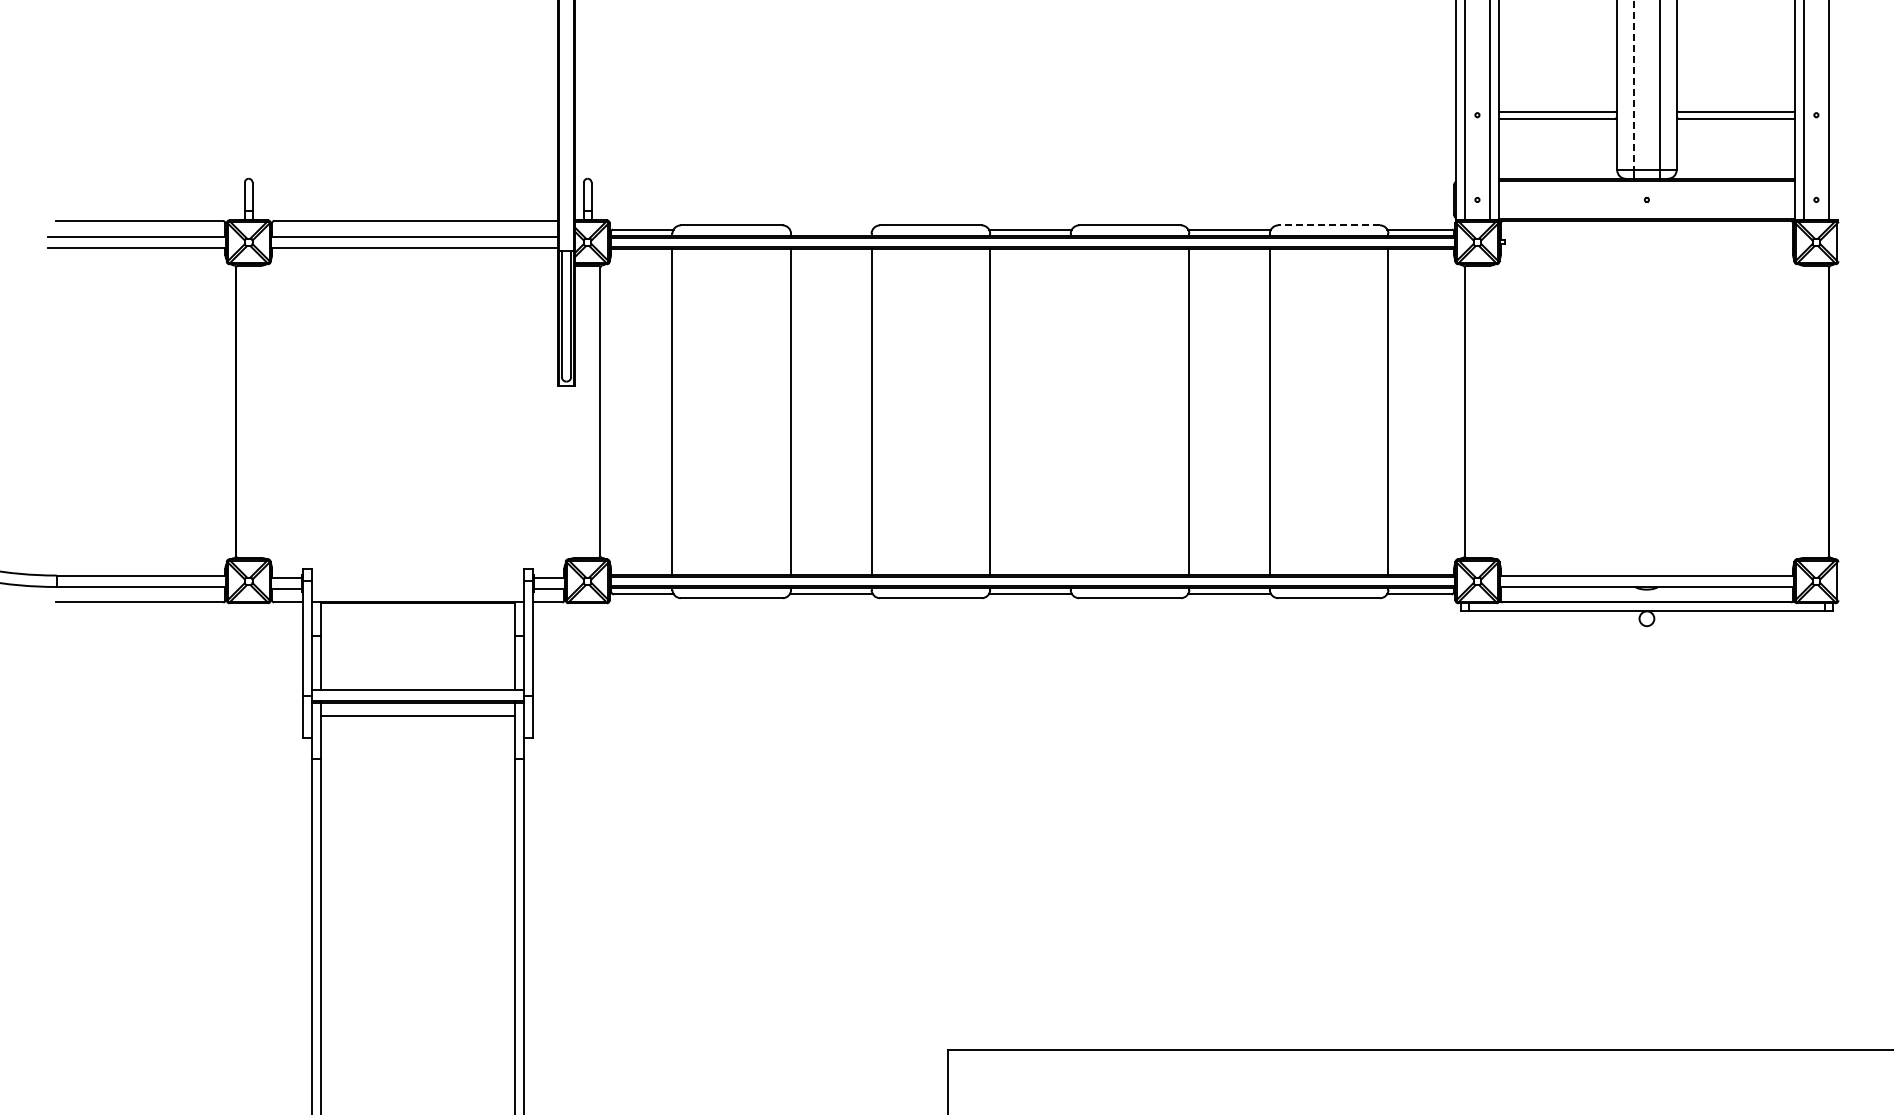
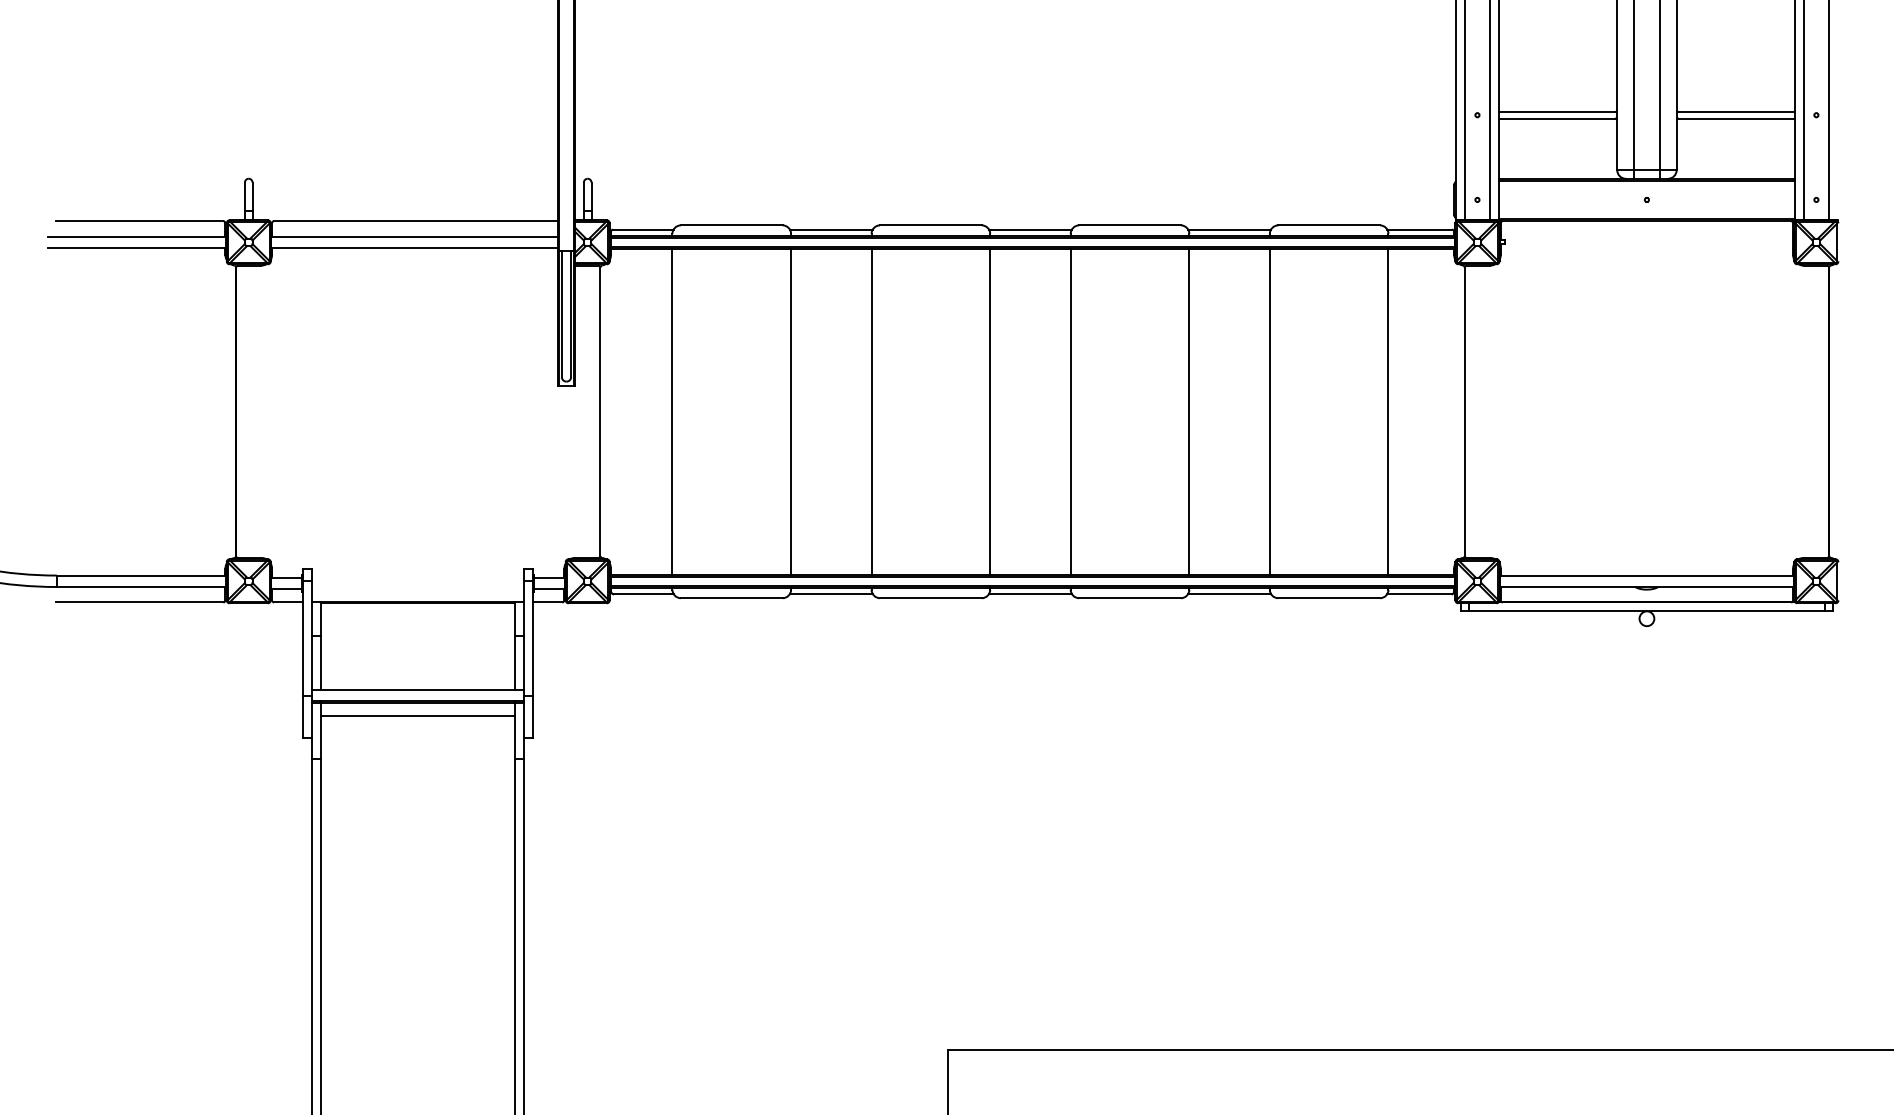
line: dashed -> solid (1634, 85)
line: dashed -> solid (1329, 225)
line: none -> present (830, 229)
line: none -> present (1070, 411)
